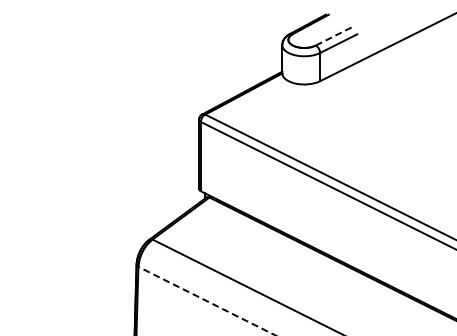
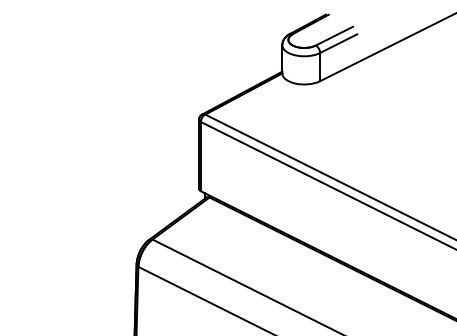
line: dashed -> solid (334, 36)
line: dashed -> solid (207, 301)
